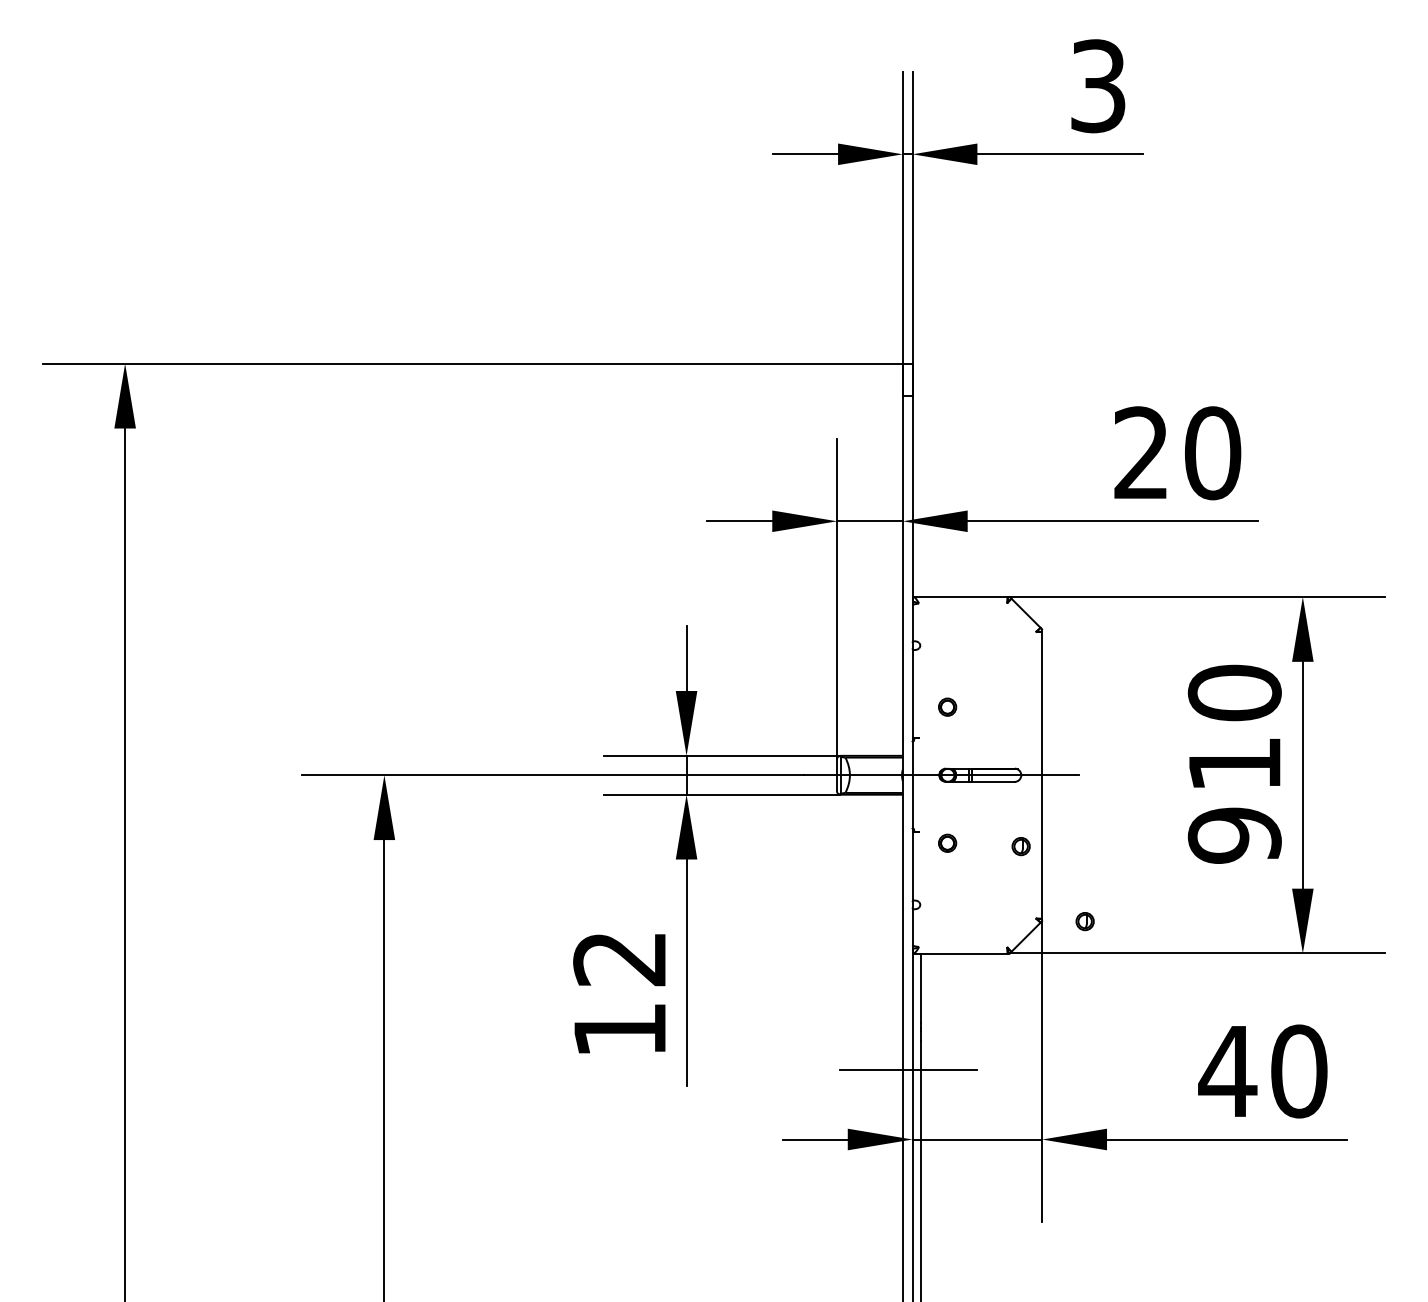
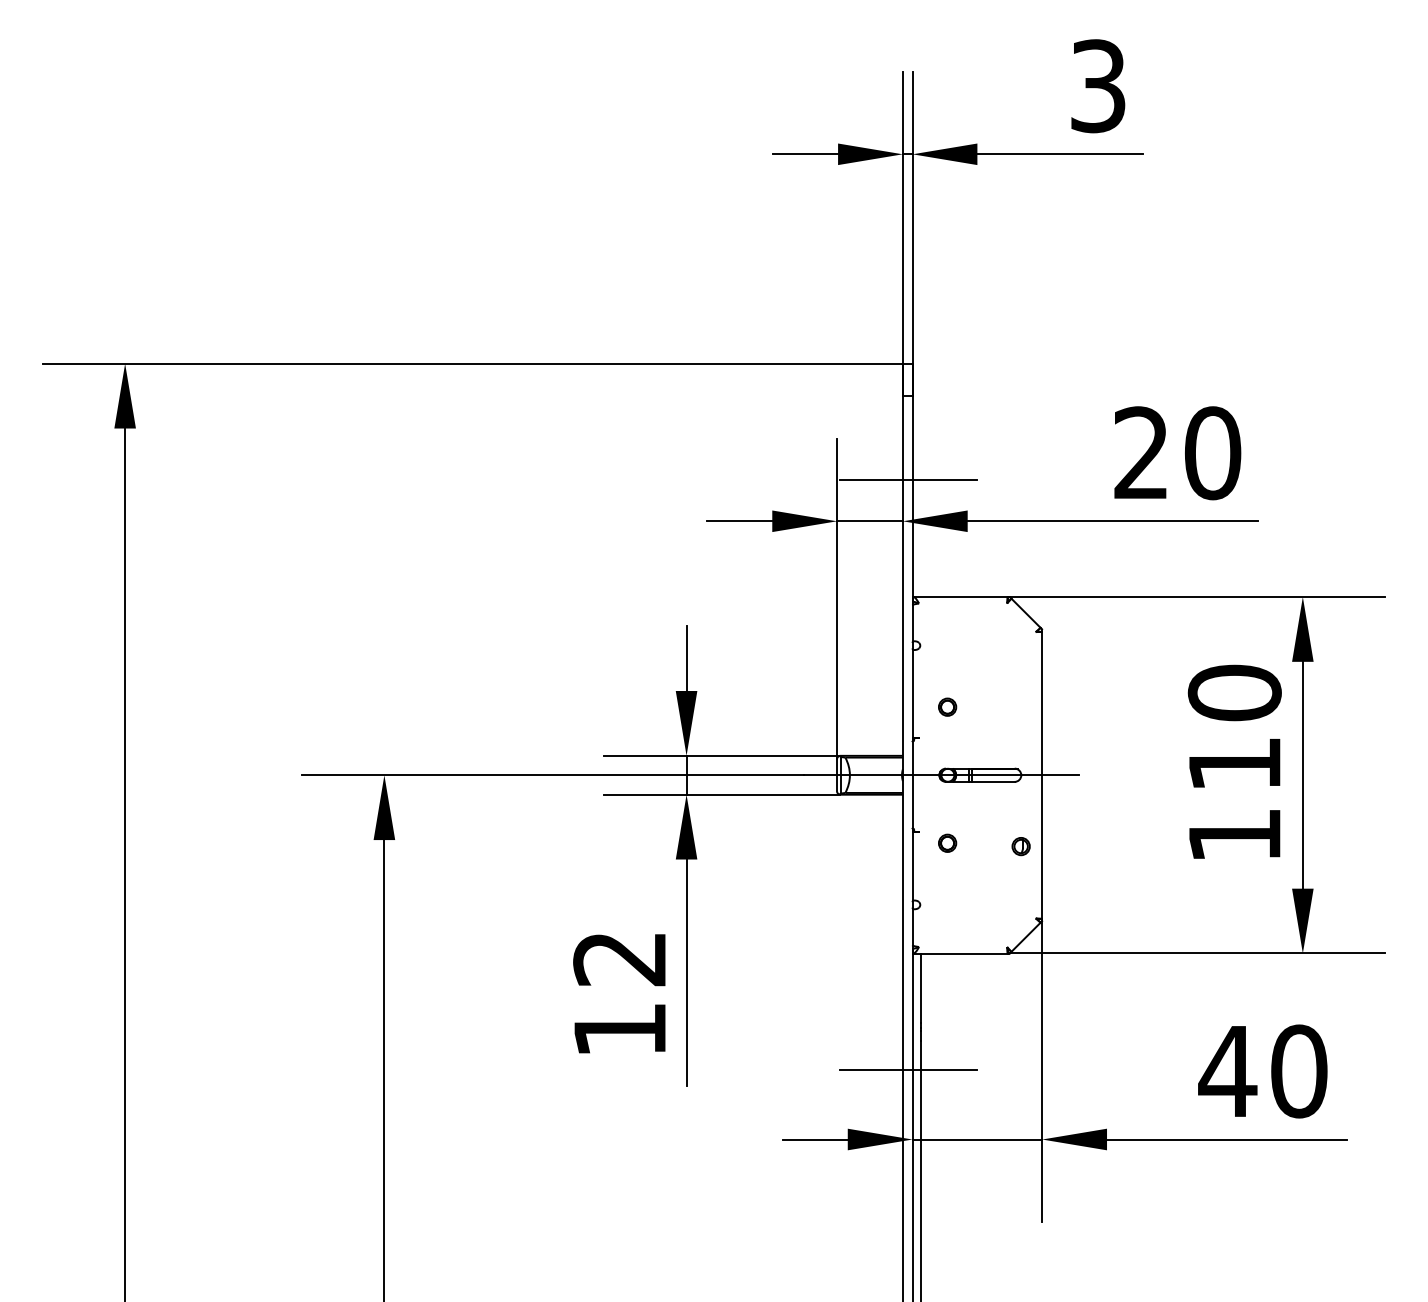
line: none -> present (908, 480)
text: 910 -> 110 (1234, 835)
part: present -> none (1084, 921)
